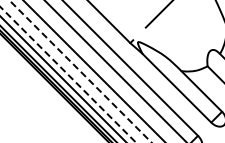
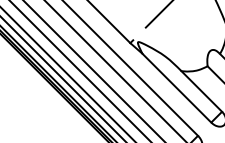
line: dashed -> solid (80, 71)
line: dashed -> solid (68, 74)
